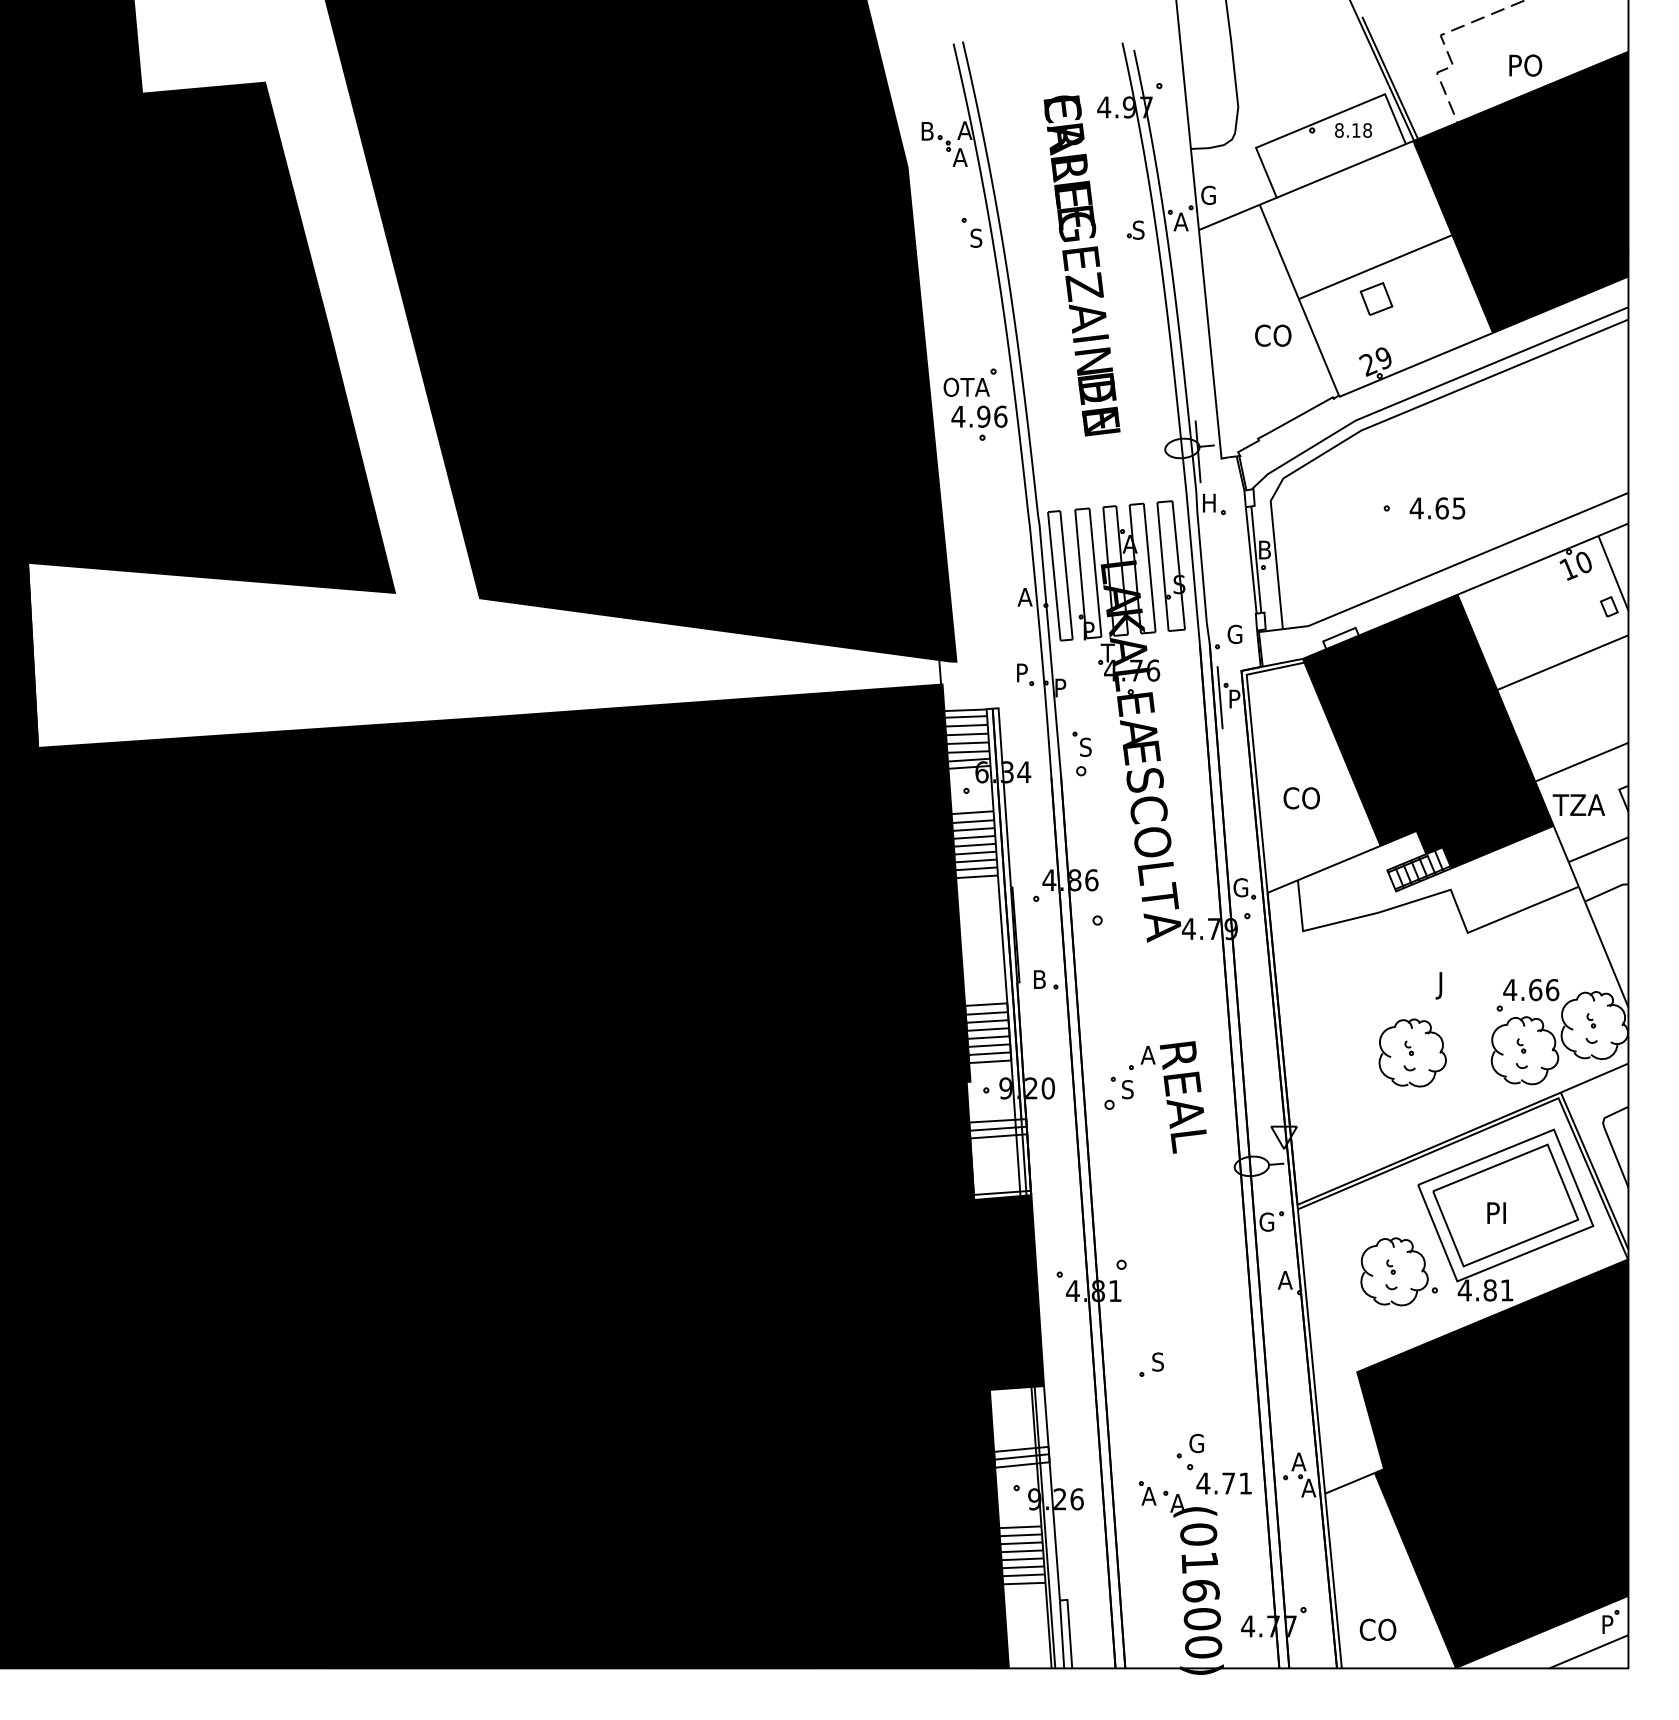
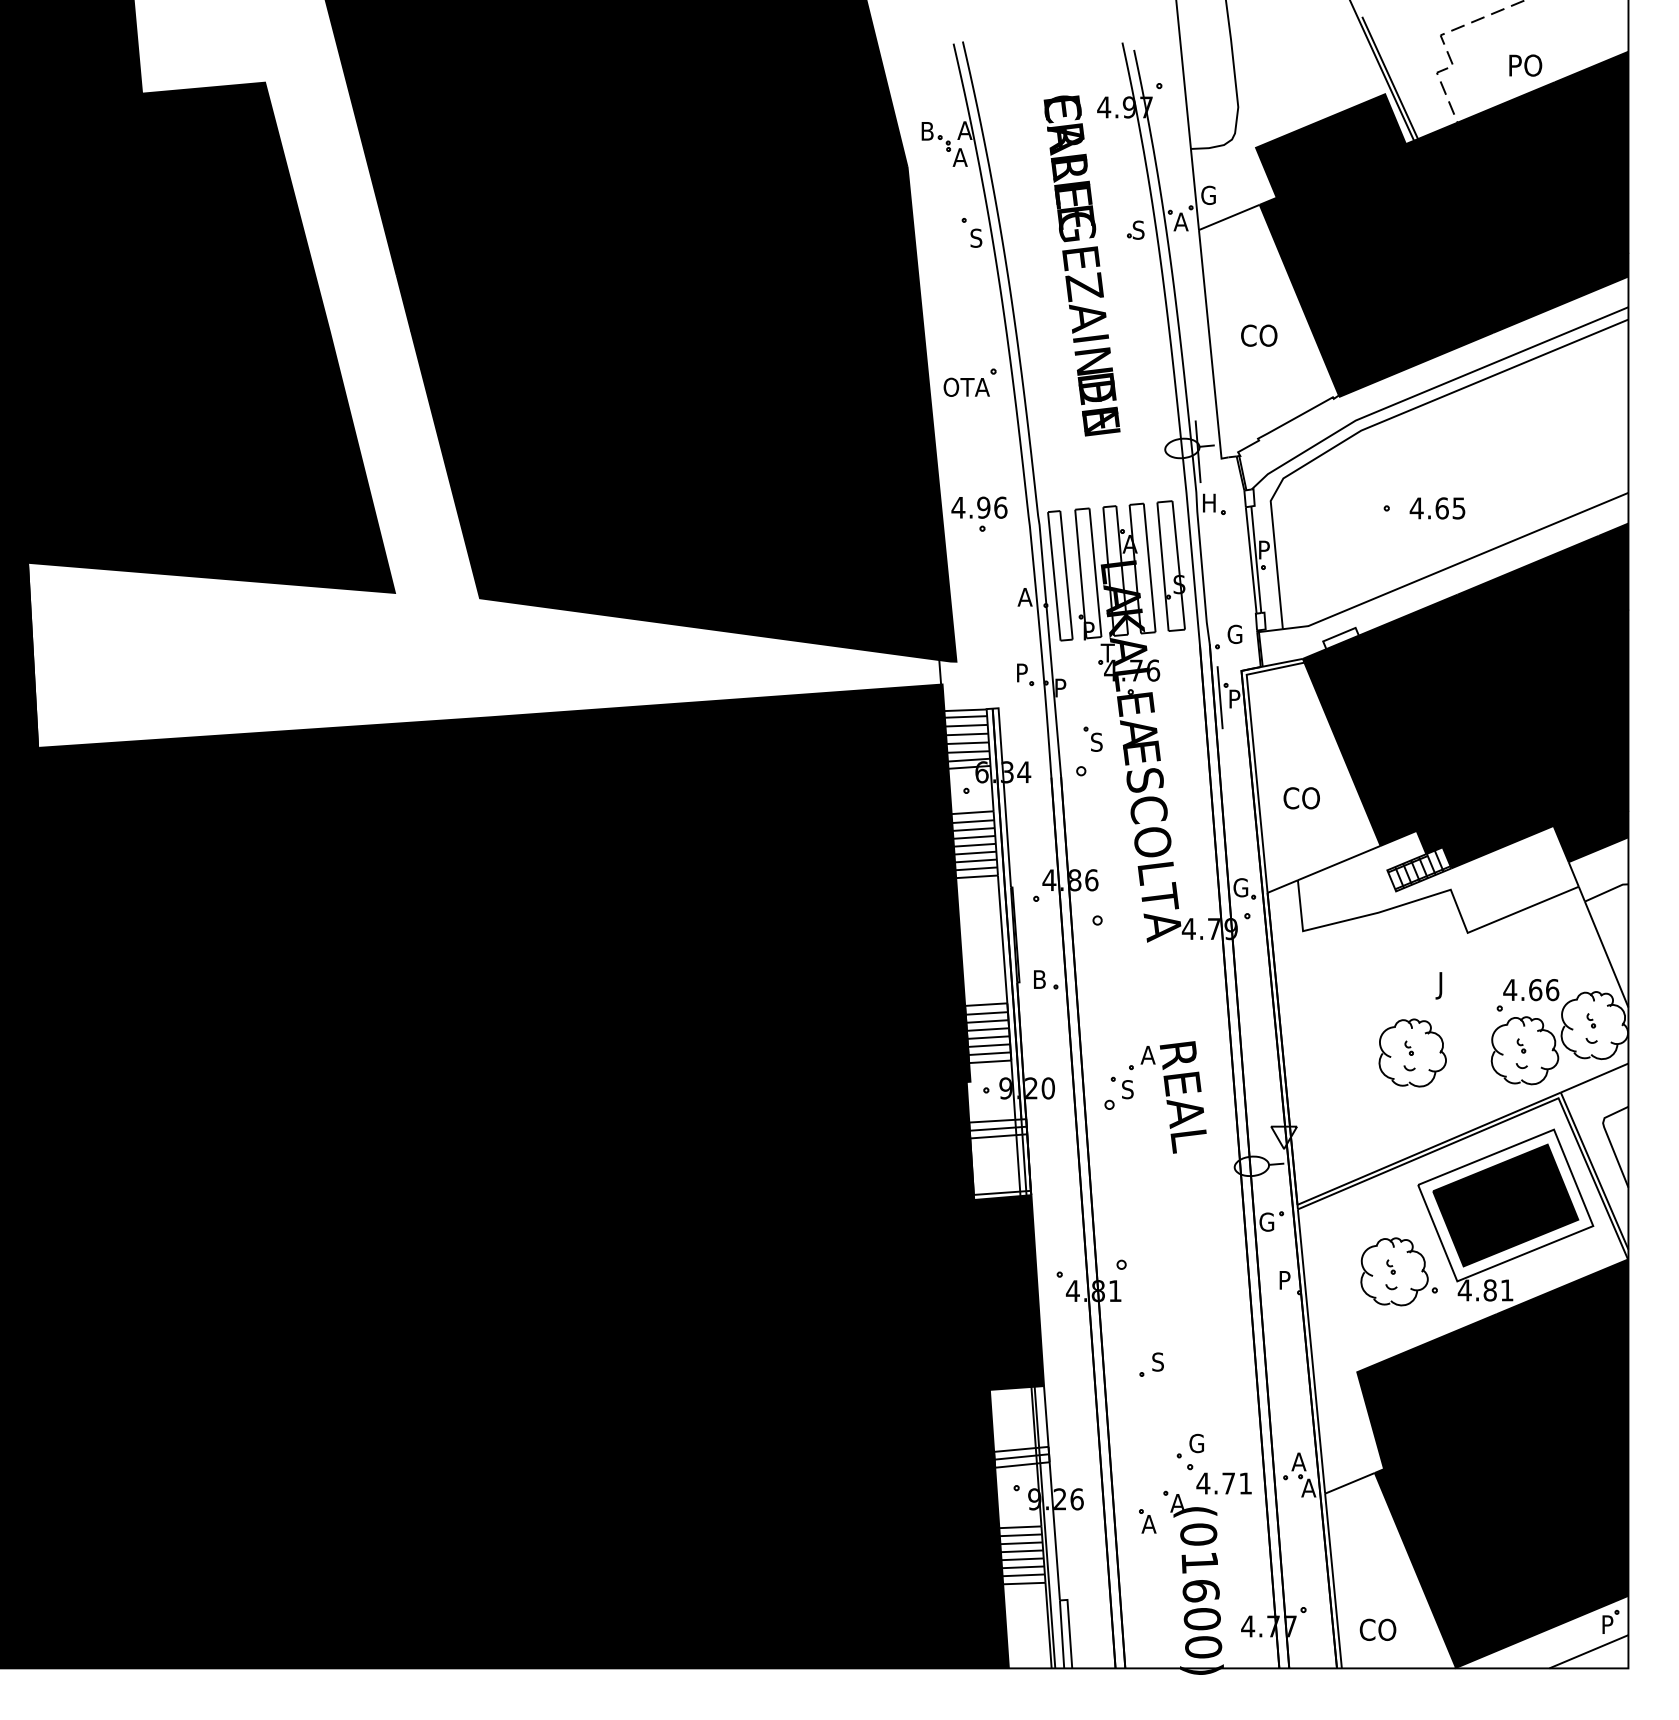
fill: none -> present (1374, 245)
text position: (1273, 335) -> (1259, 335) (1259, 335)
part position: (979, 422) -> (979, 513) (979, 513)
text: B -> P (1265, 549)
fill: none -> present (1542, 692)
part position: (1081, 743) -> (1092, 738) (1092, 738)
fill: none -> present (1505, 1205)
text: A -> P (1284, 1280)
part position: (1147, 1493) -> (1147, 1521) (1147, 1521)
